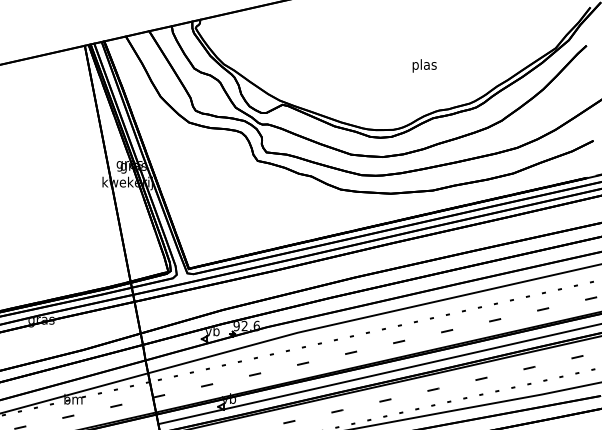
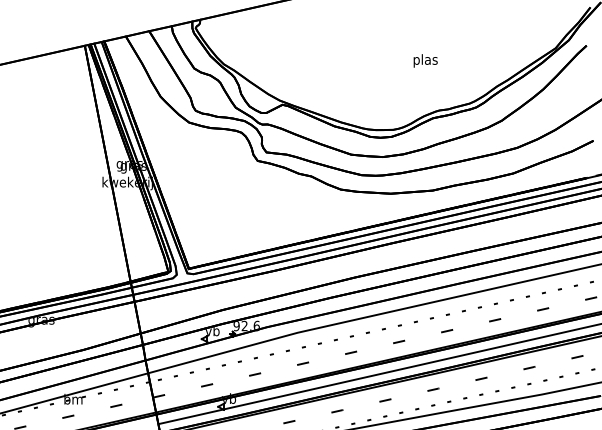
text position: (424, 65) -> (425, 60) (425, 60)
